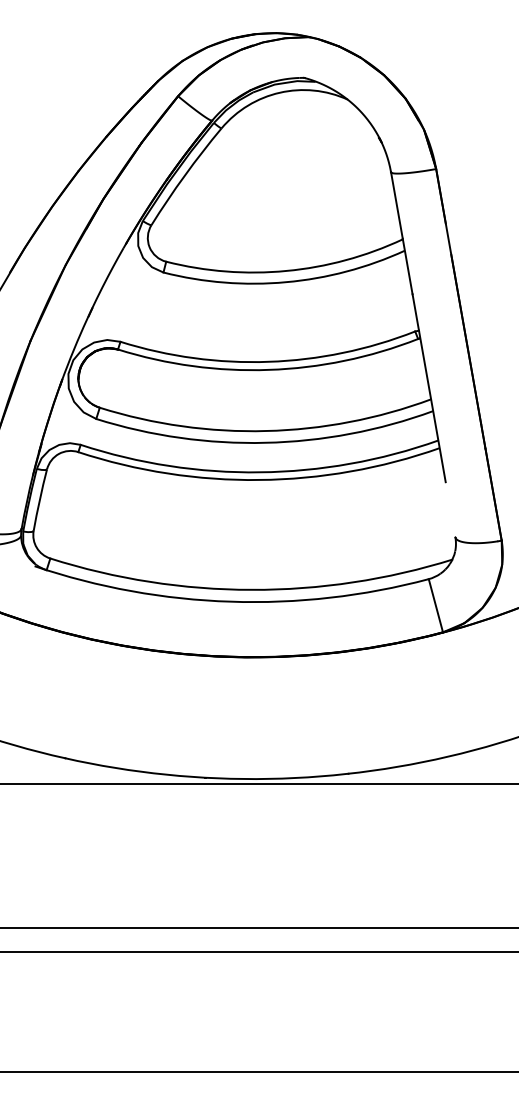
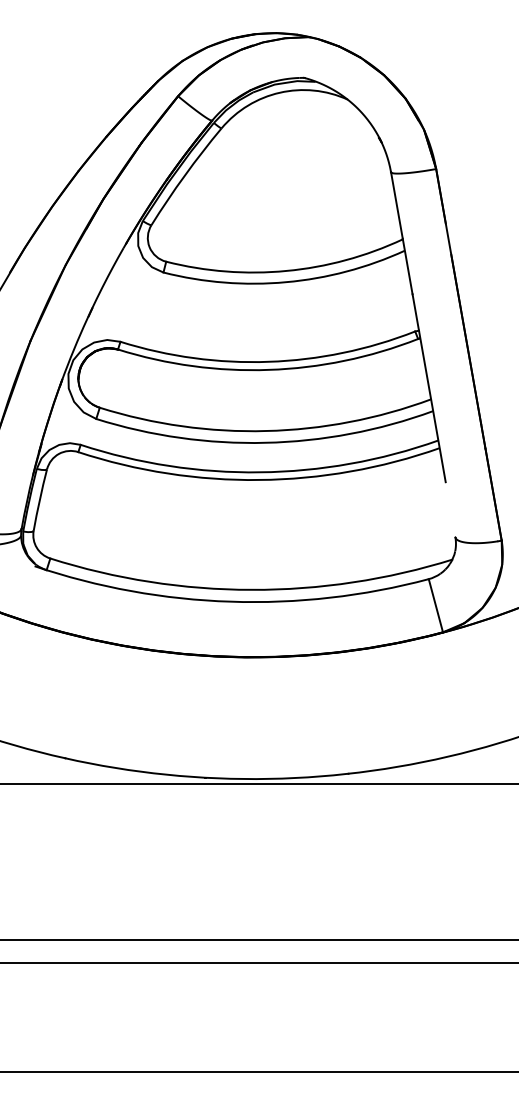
line position: (258, 927) -> (258, 939) (258, 939)
line position: (258, 951) -> (258, 962) (258, 962)
